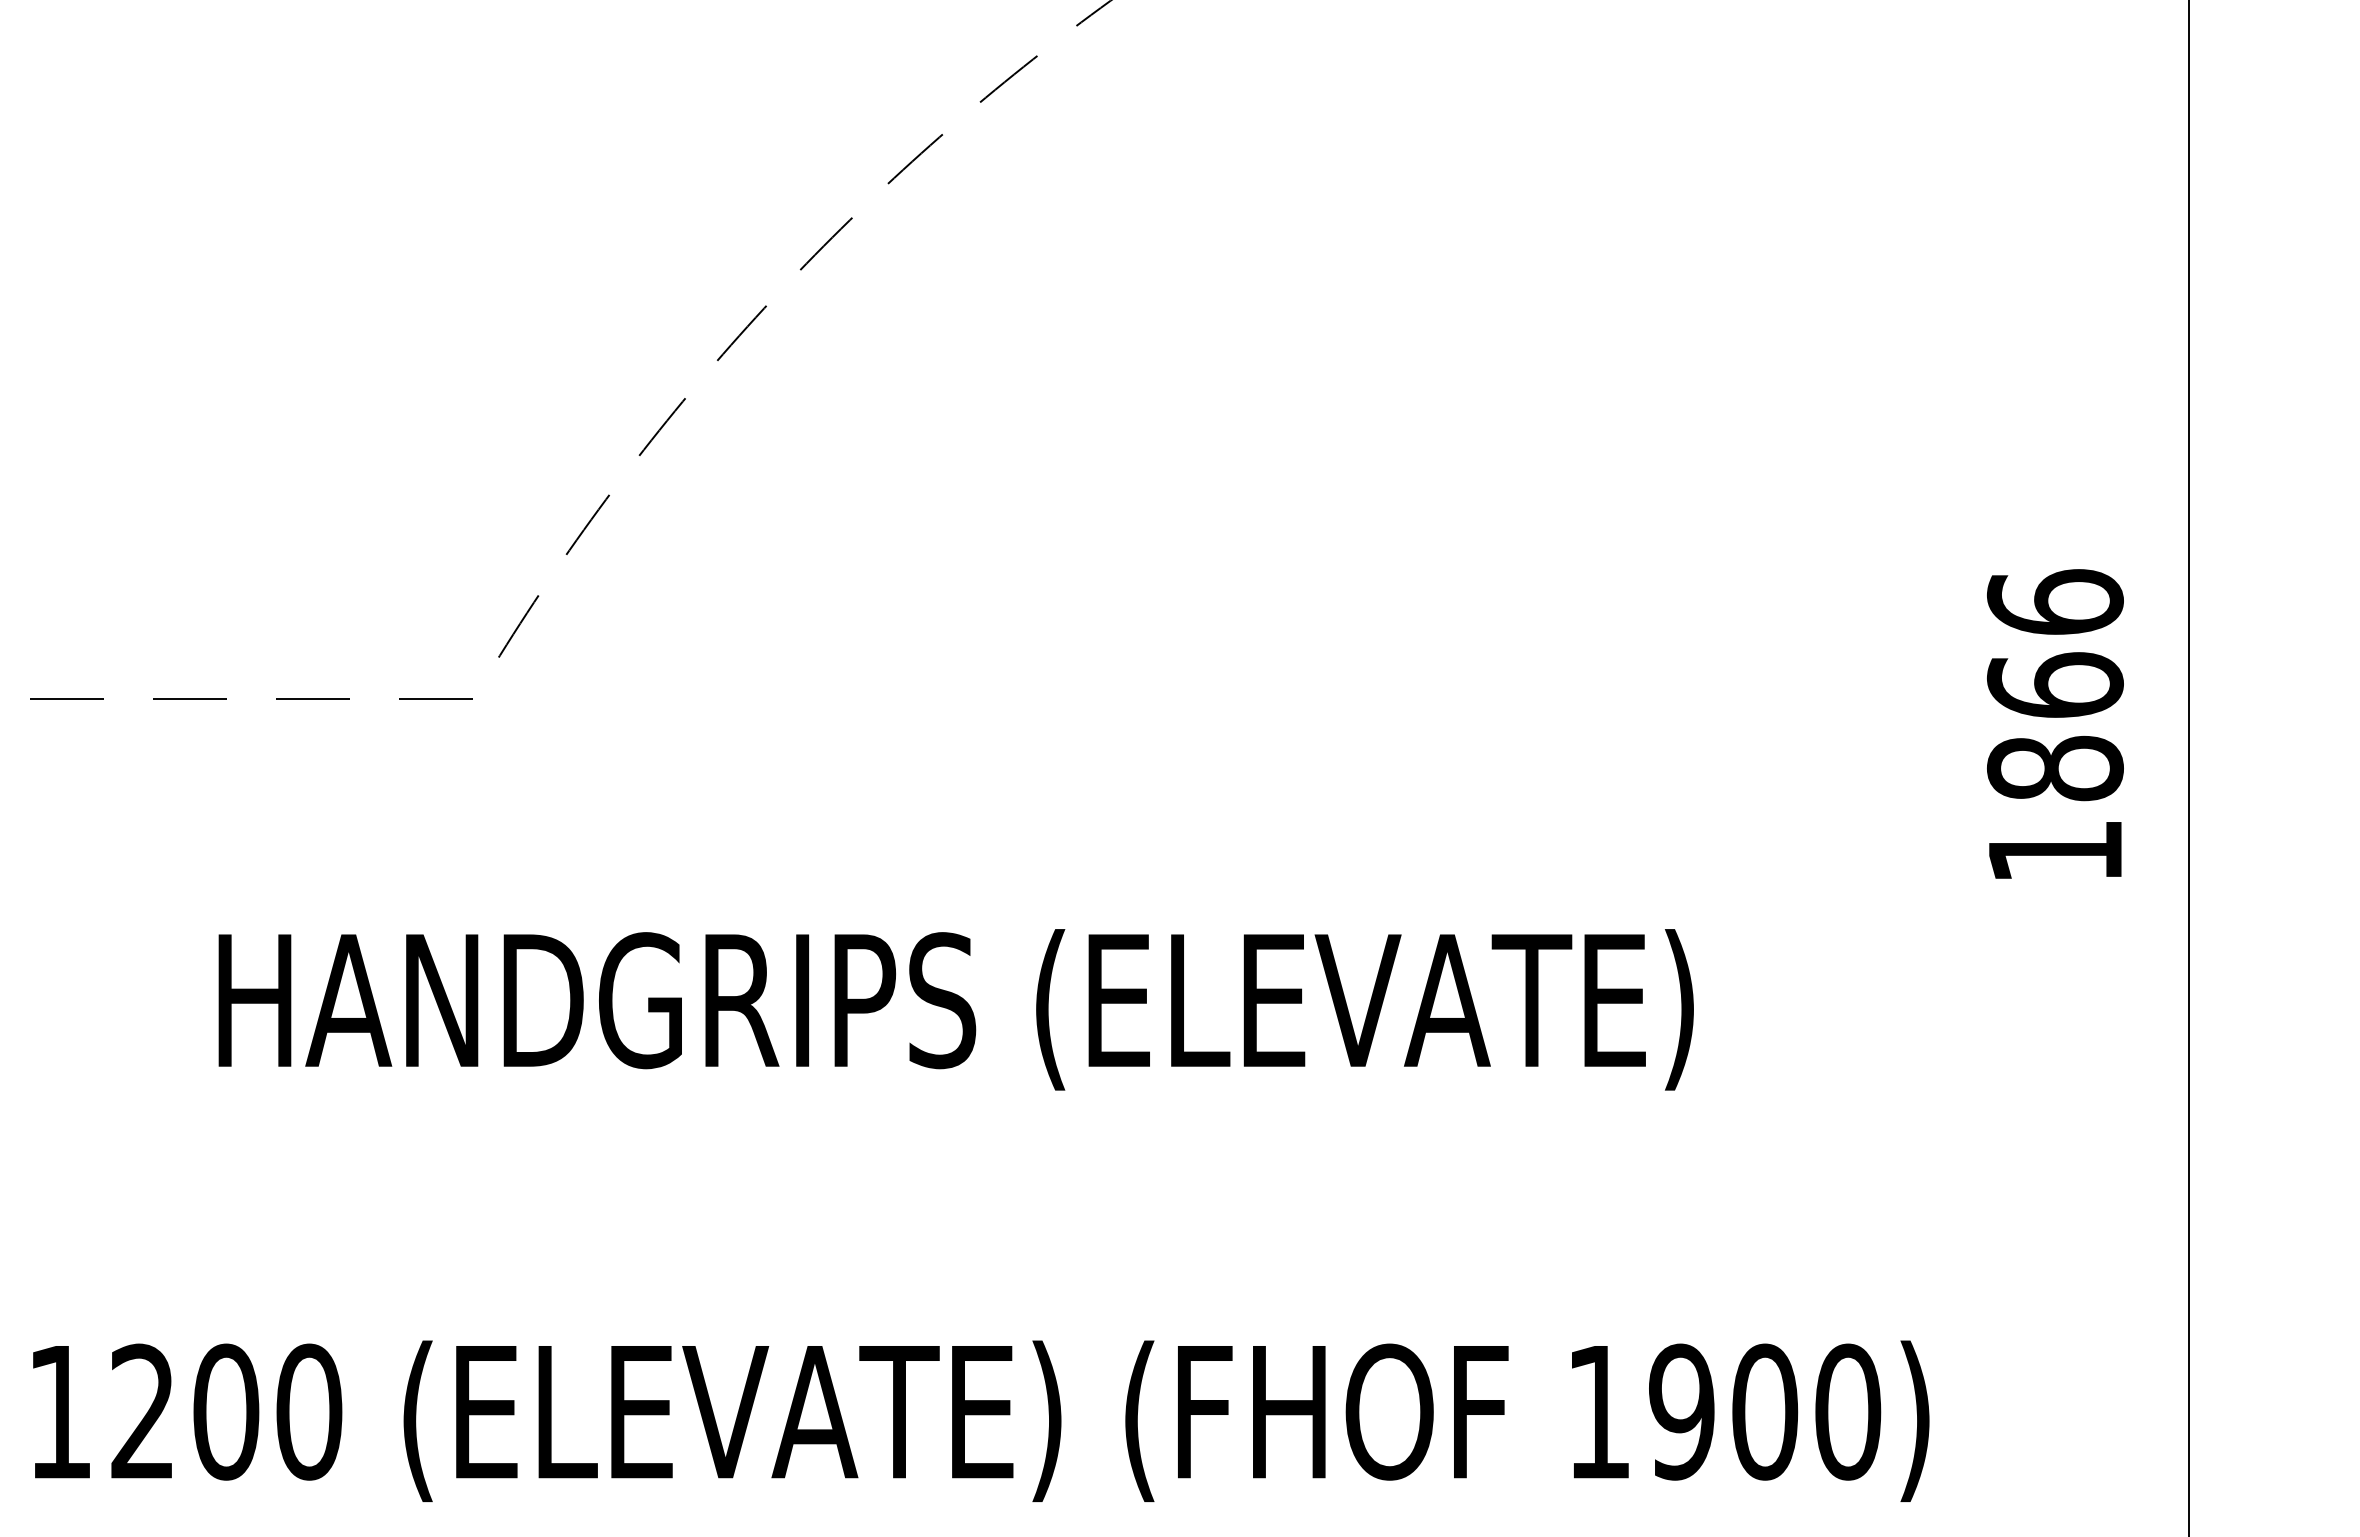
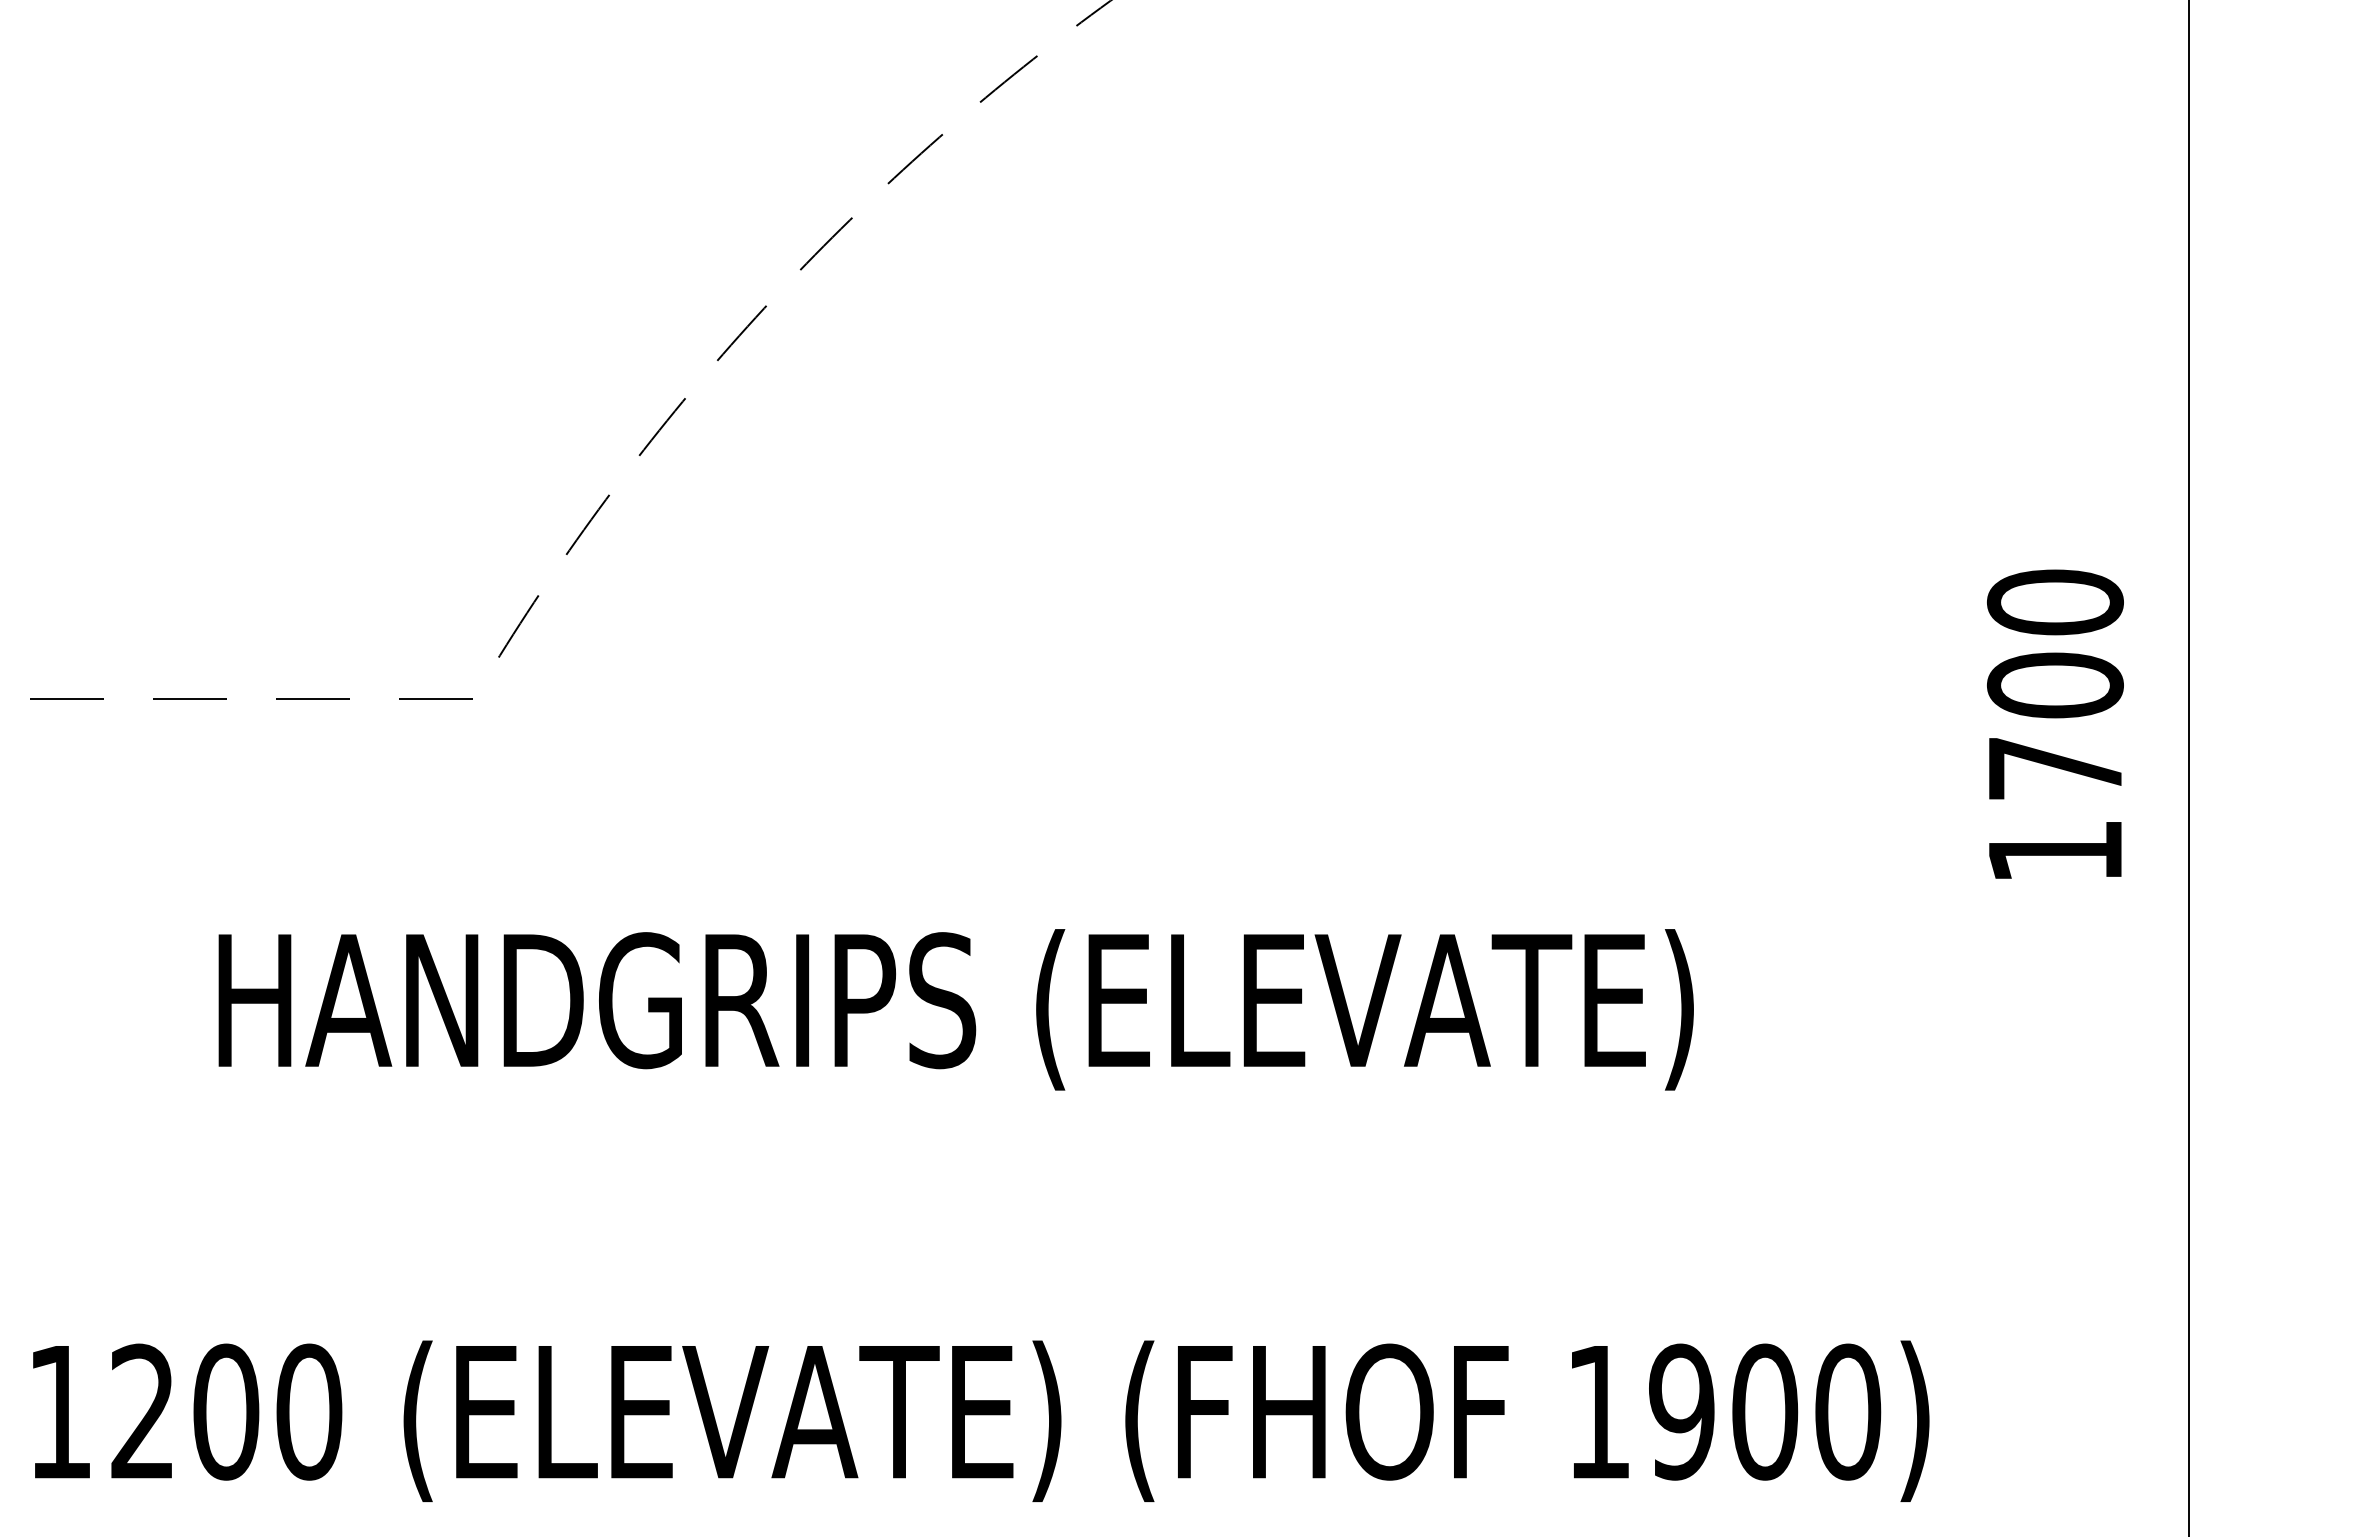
text: 1866 -> 1700 (2054, 685)
